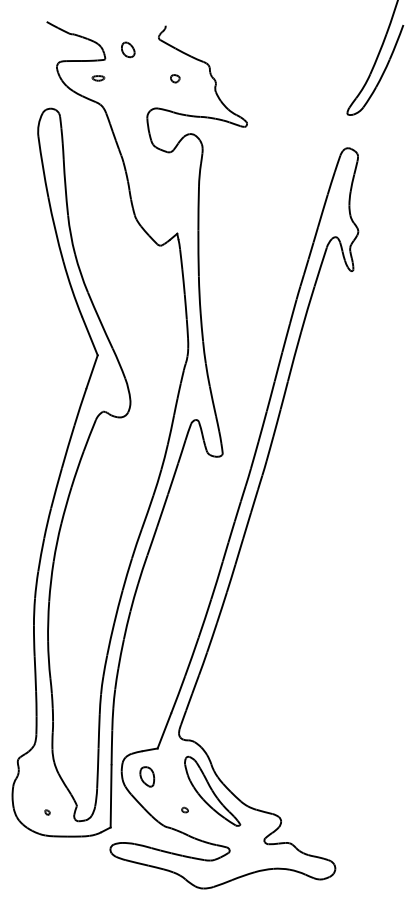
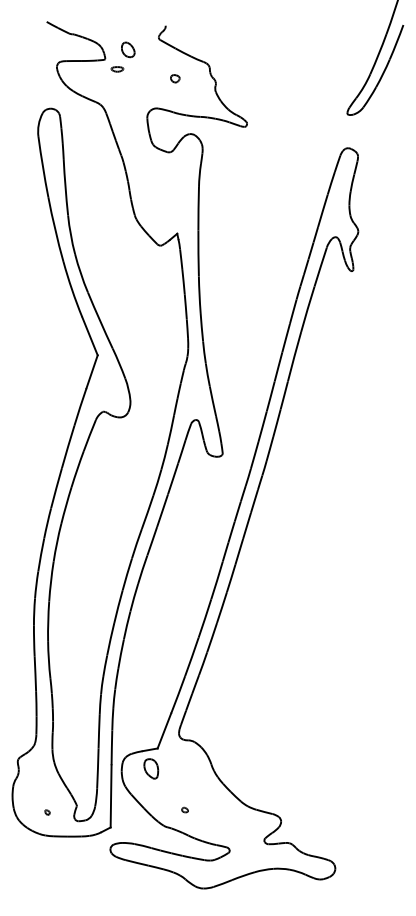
part position: (98, 78) -> (117, 69) (117, 69)
part position: (147, 776) -> (151, 768) (151, 768)
part: present -> none (212, 790)
